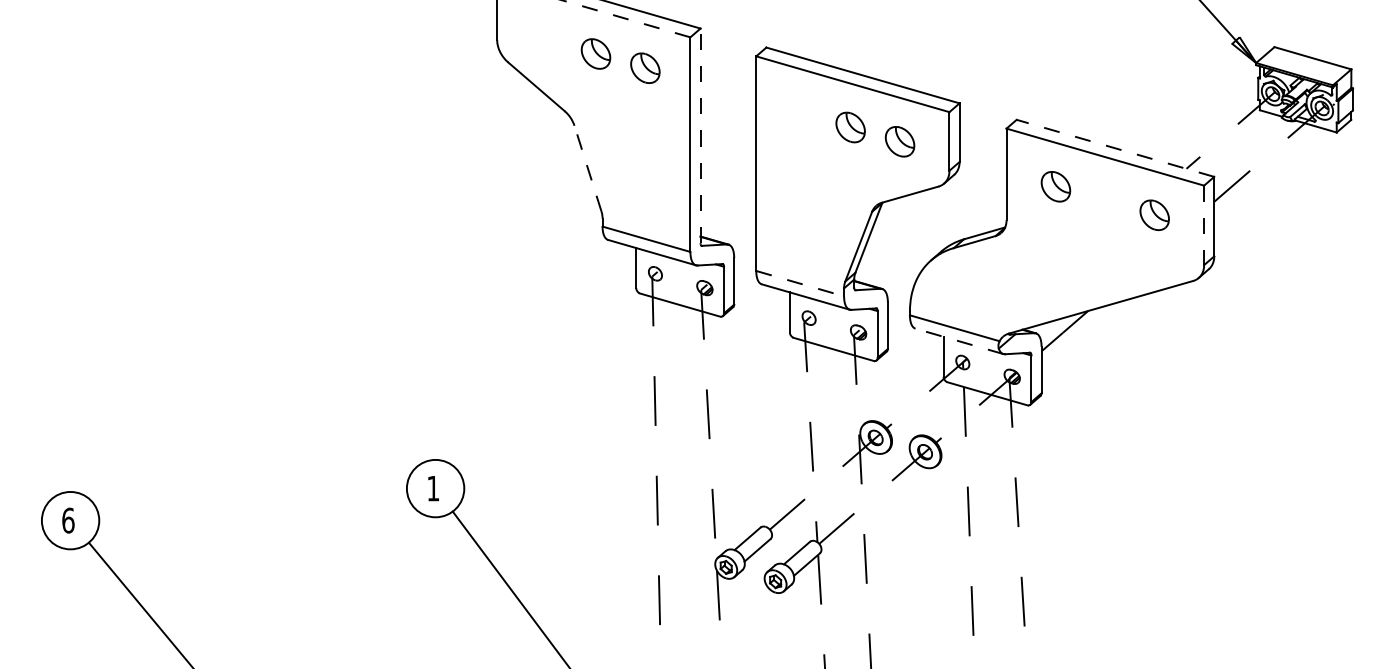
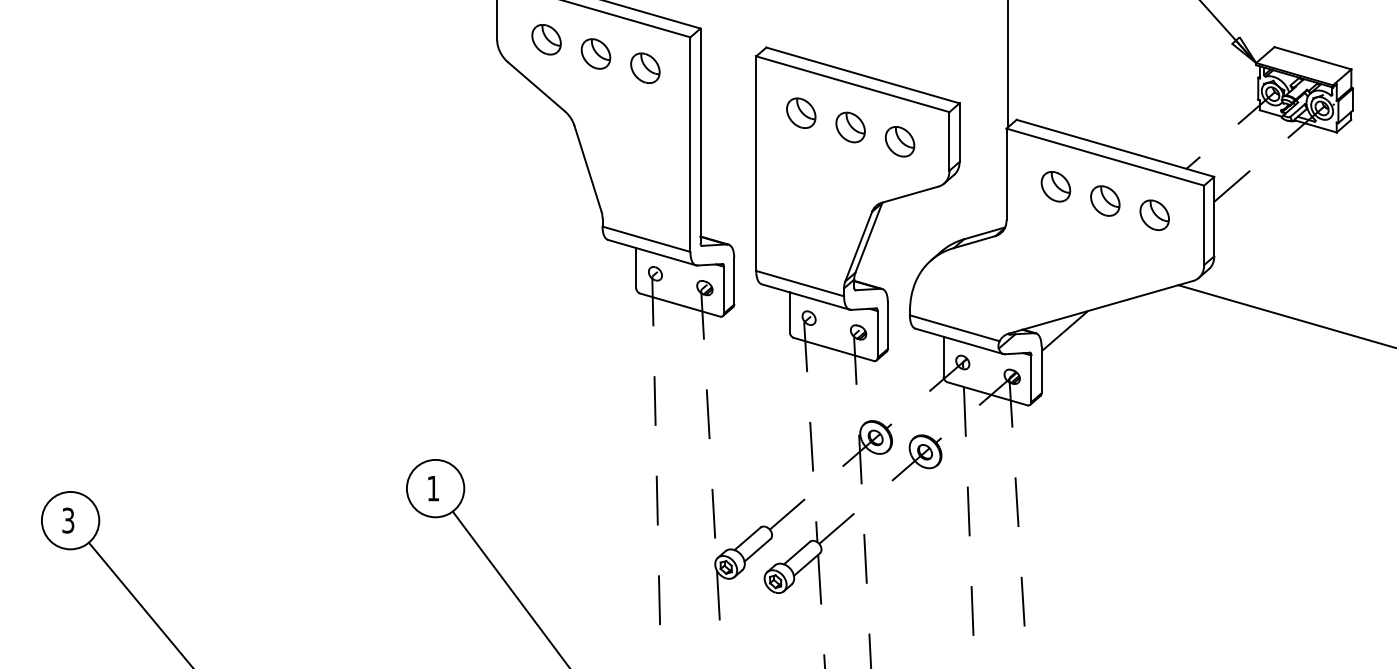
line: dashed -> solid (625, 18)
part: none -> present (546, 39)
line: none -> present (1008, 64)
part: none -> present (801, 112)
line: dashed -> solid (700, 135)
line: dashed -> solid (1115, 148)
line: dashed -> solid (587, 168)
part: none -> present (1105, 200)
line: dashed -> solid (1204, 225)
line: dashed -> solid (800, 283)
line: none -> present (1285, 316)
line: dashed -> solid (959, 341)
text: 6 -> 3 (68, 520)
